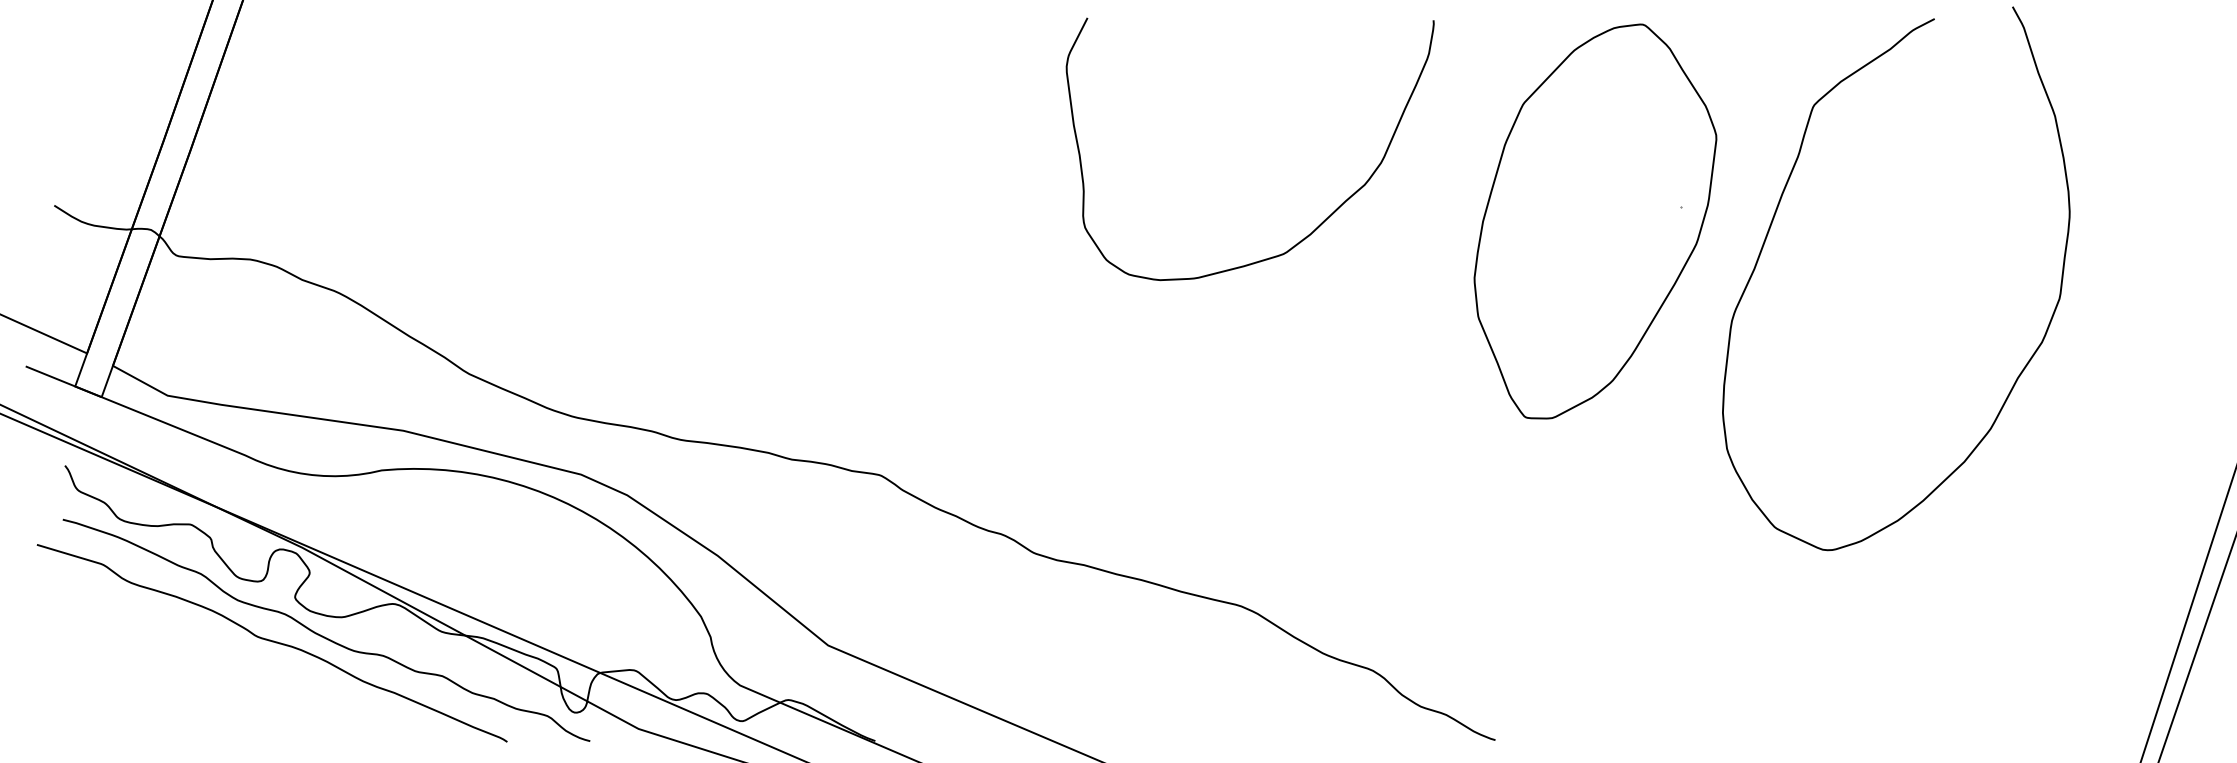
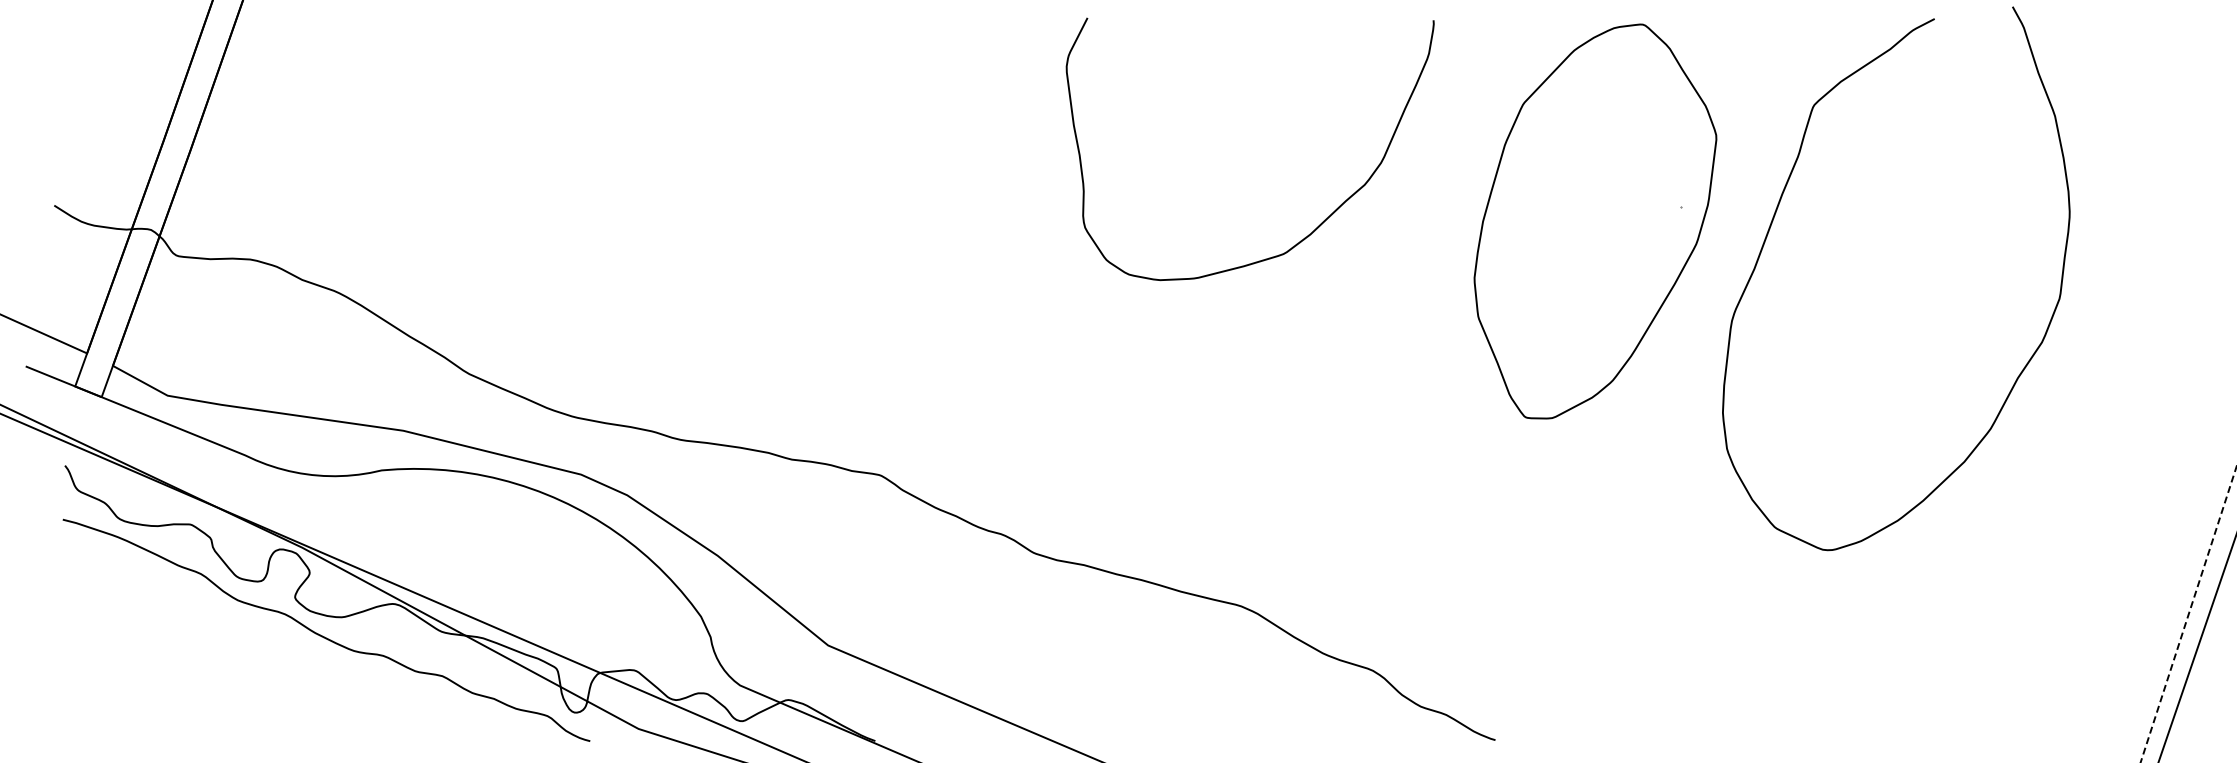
line: solid -> dashed (2188, 614)
curve: present -> none (272, 642)
